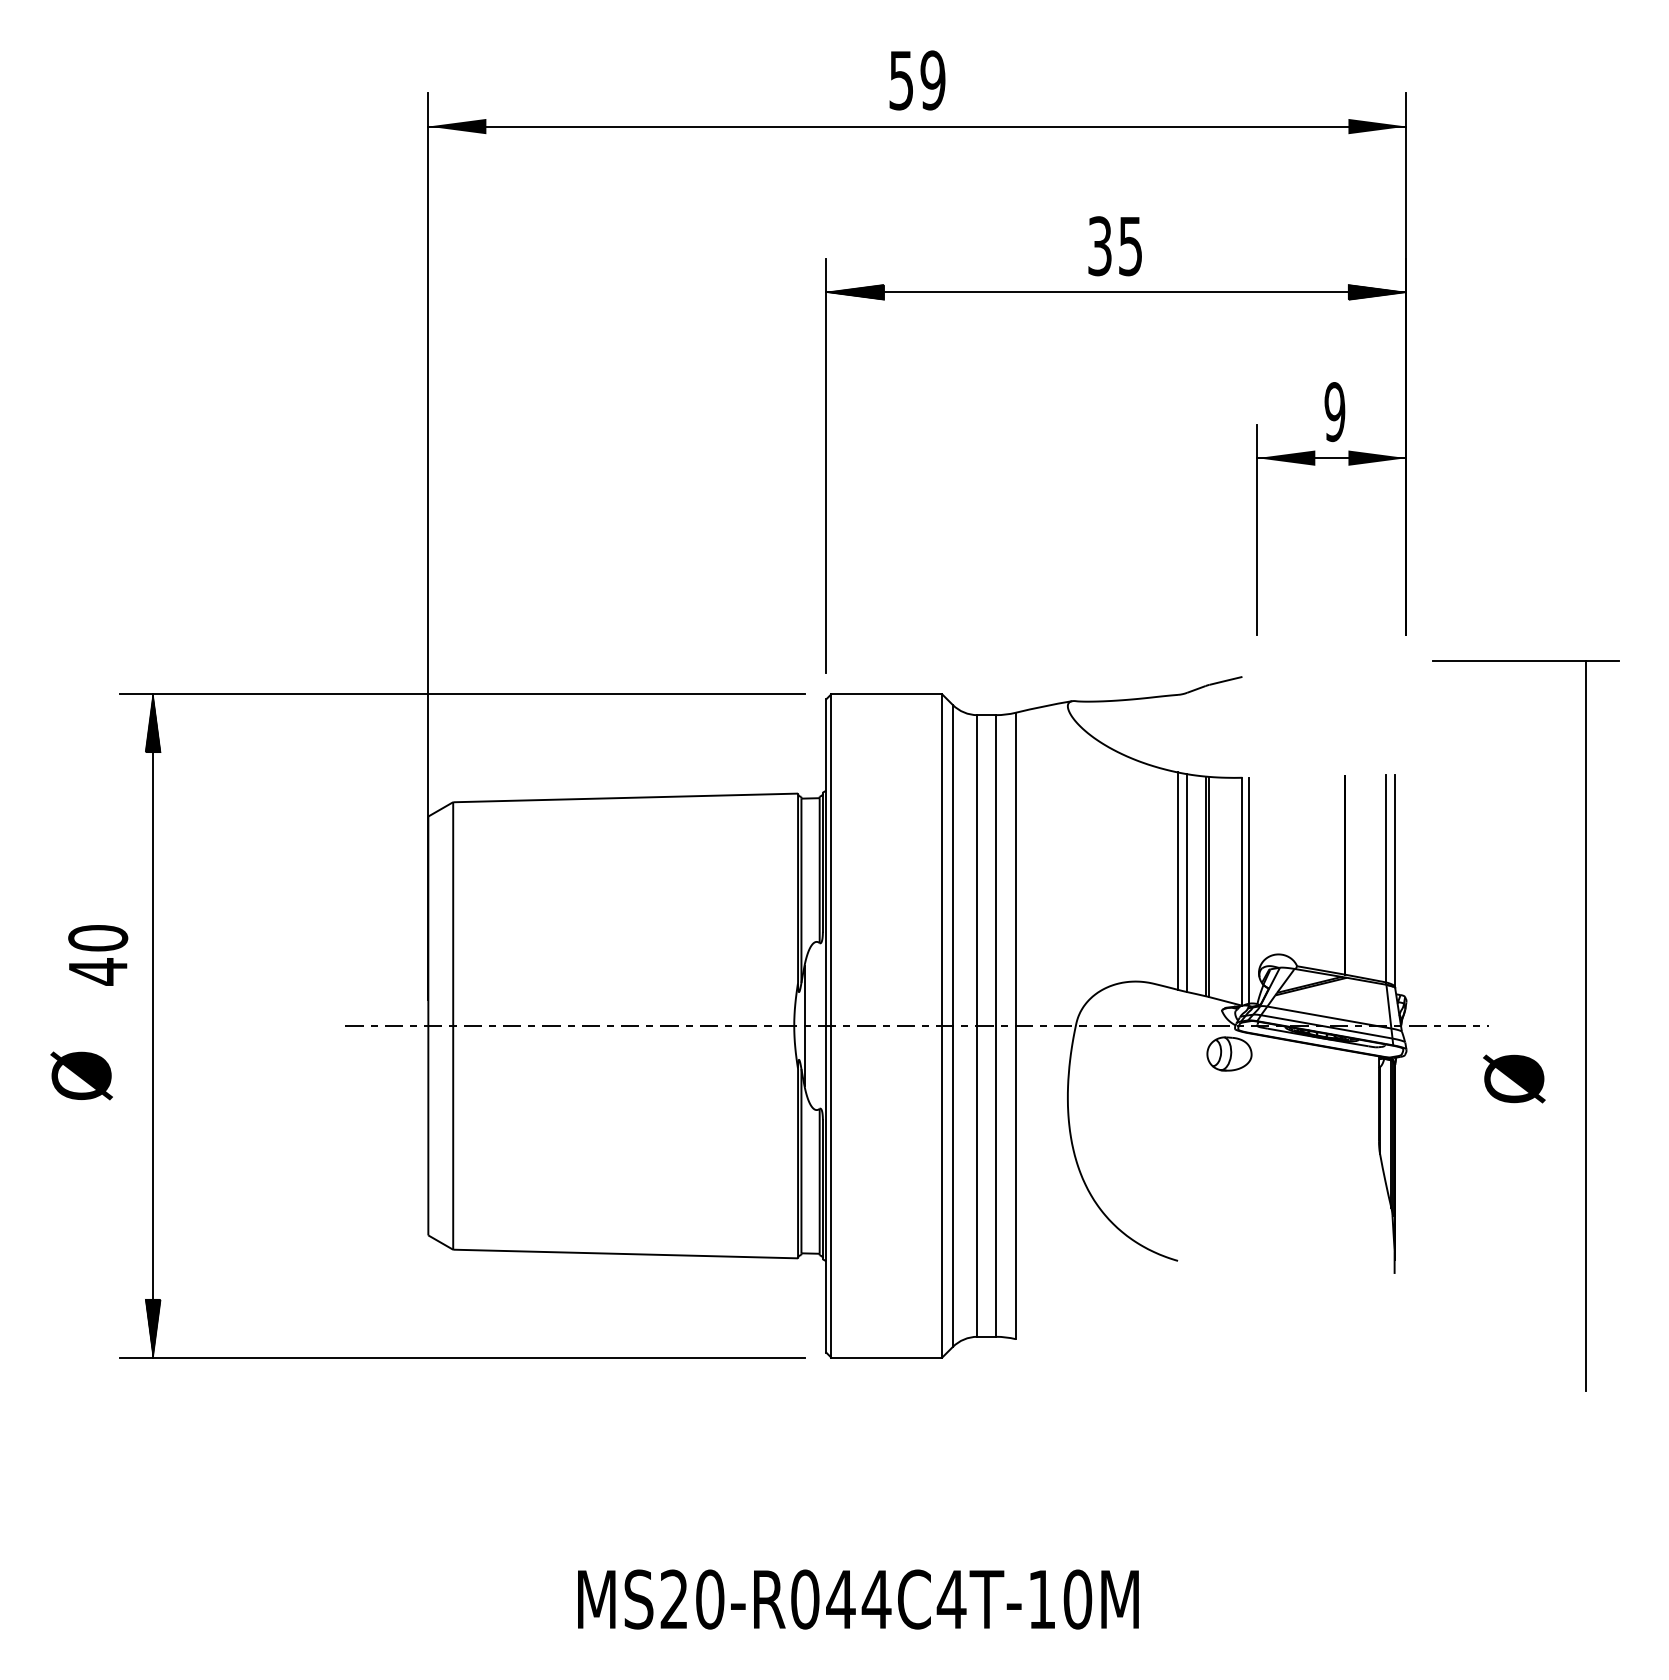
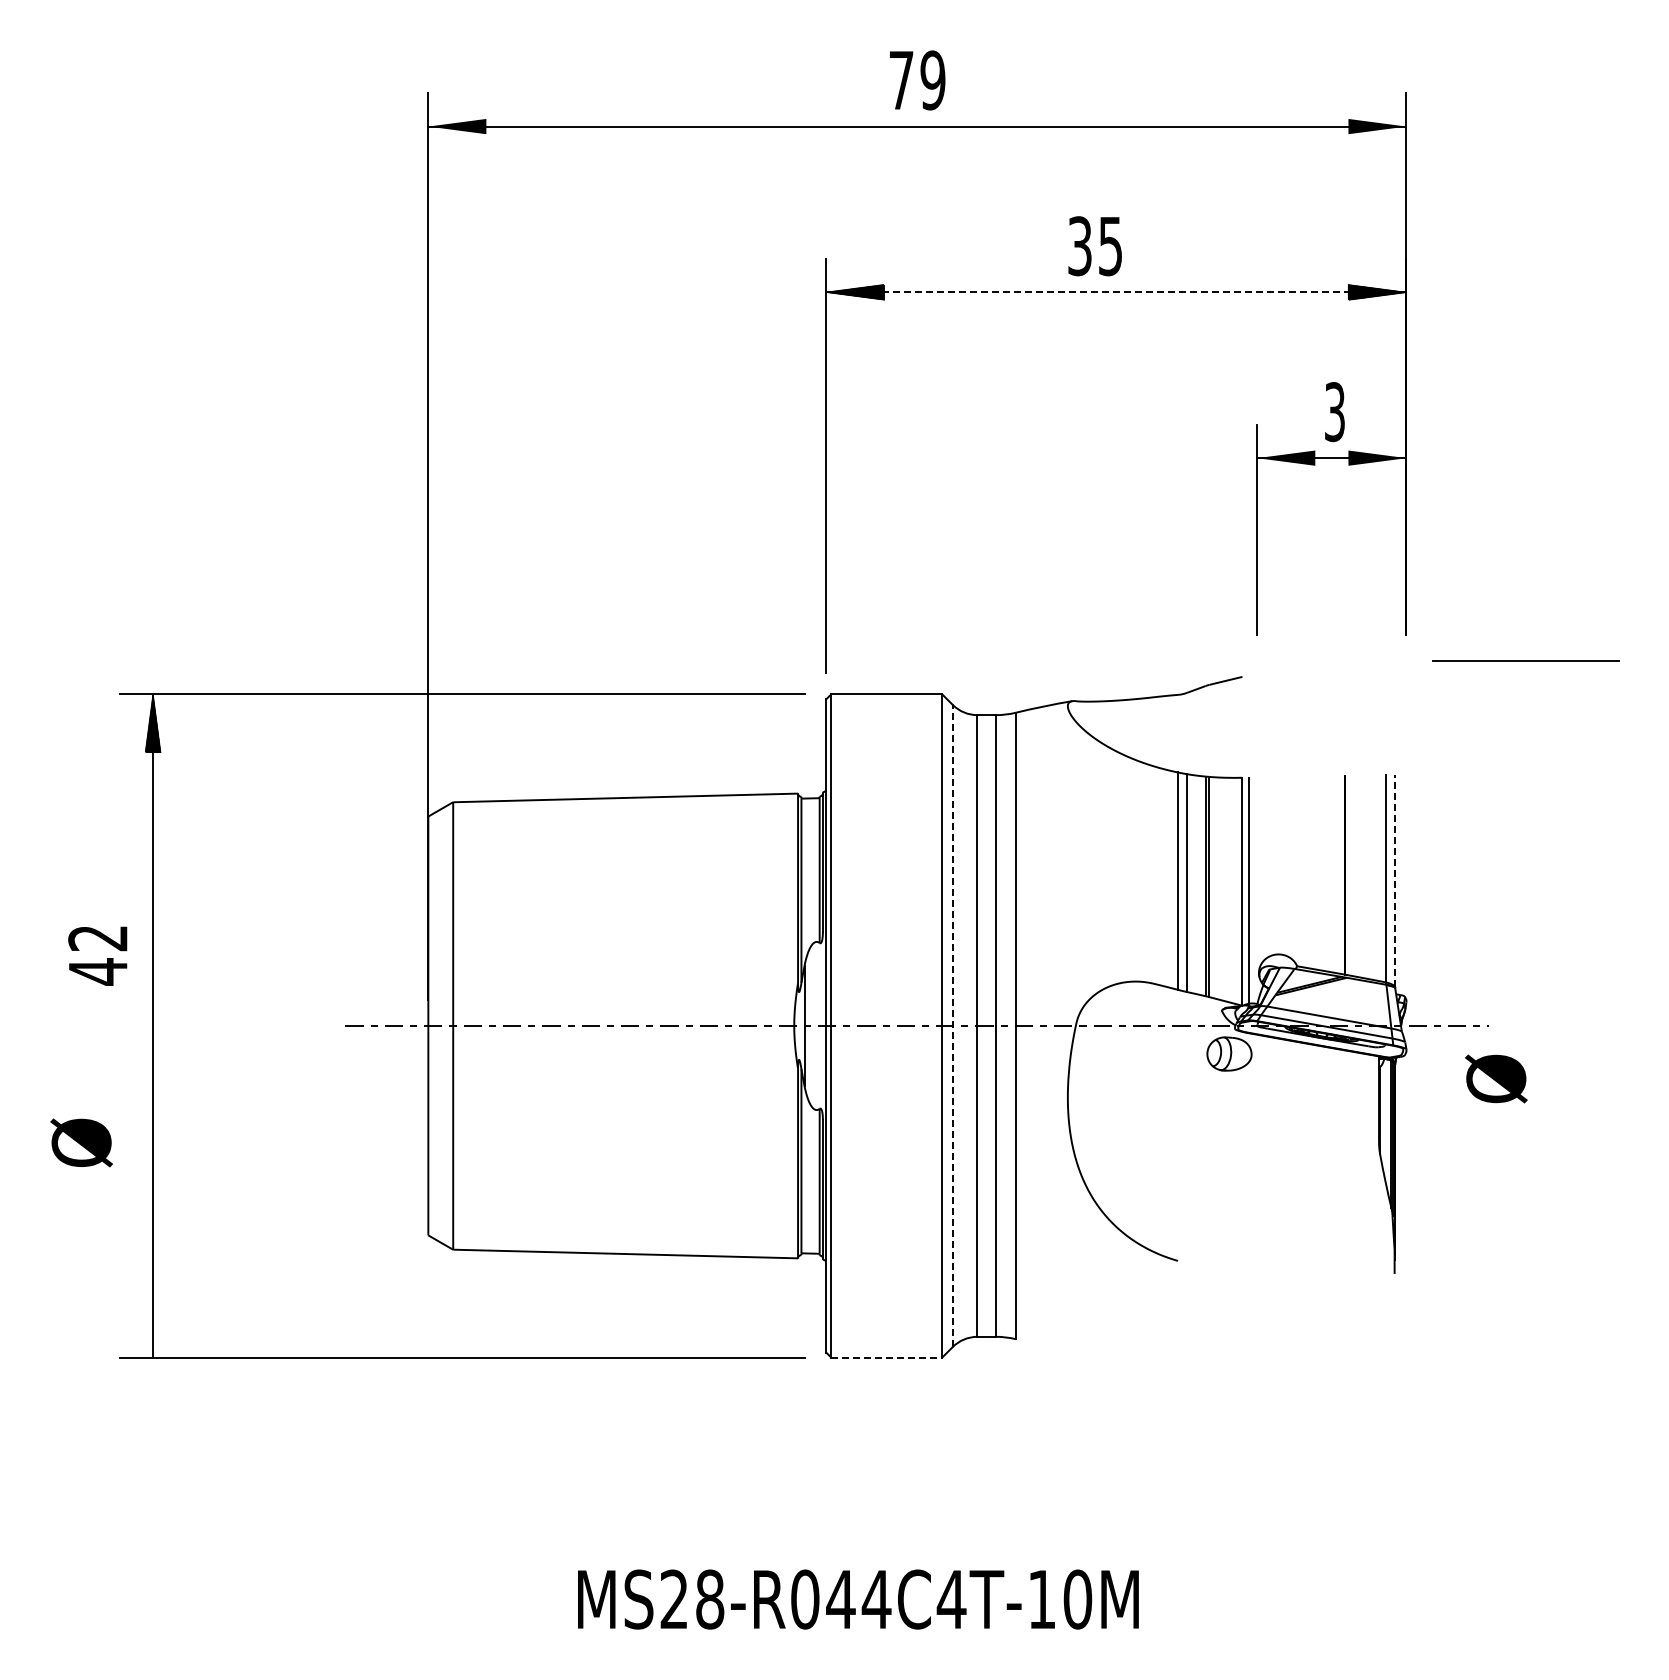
text: 59 -> 79 (901, 80)
text position: (1114, 246) -> (1094, 246) (1094, 246)
line: solid -> dashed (1115, 292)
text: 9 -> 3 (1334, 411)
line: solid -> dashed (1394, 880)
text: 40 -> 42 (98, 938)
line: solid -> dashed (952, 1025)
line: present -> none (1585, 1025)
text position: (81, 1075) -> (81, 1142) (81, 1142)
text position: (1514, 1078) -> (1496, 1078) (1496, 1078)
hatch: present -> none (152, 1328)
line: solid -> dashed (886, 1357)
text: MS20-R044C4T-10M -> MS28-R044C4T-10M (710, 1599)
